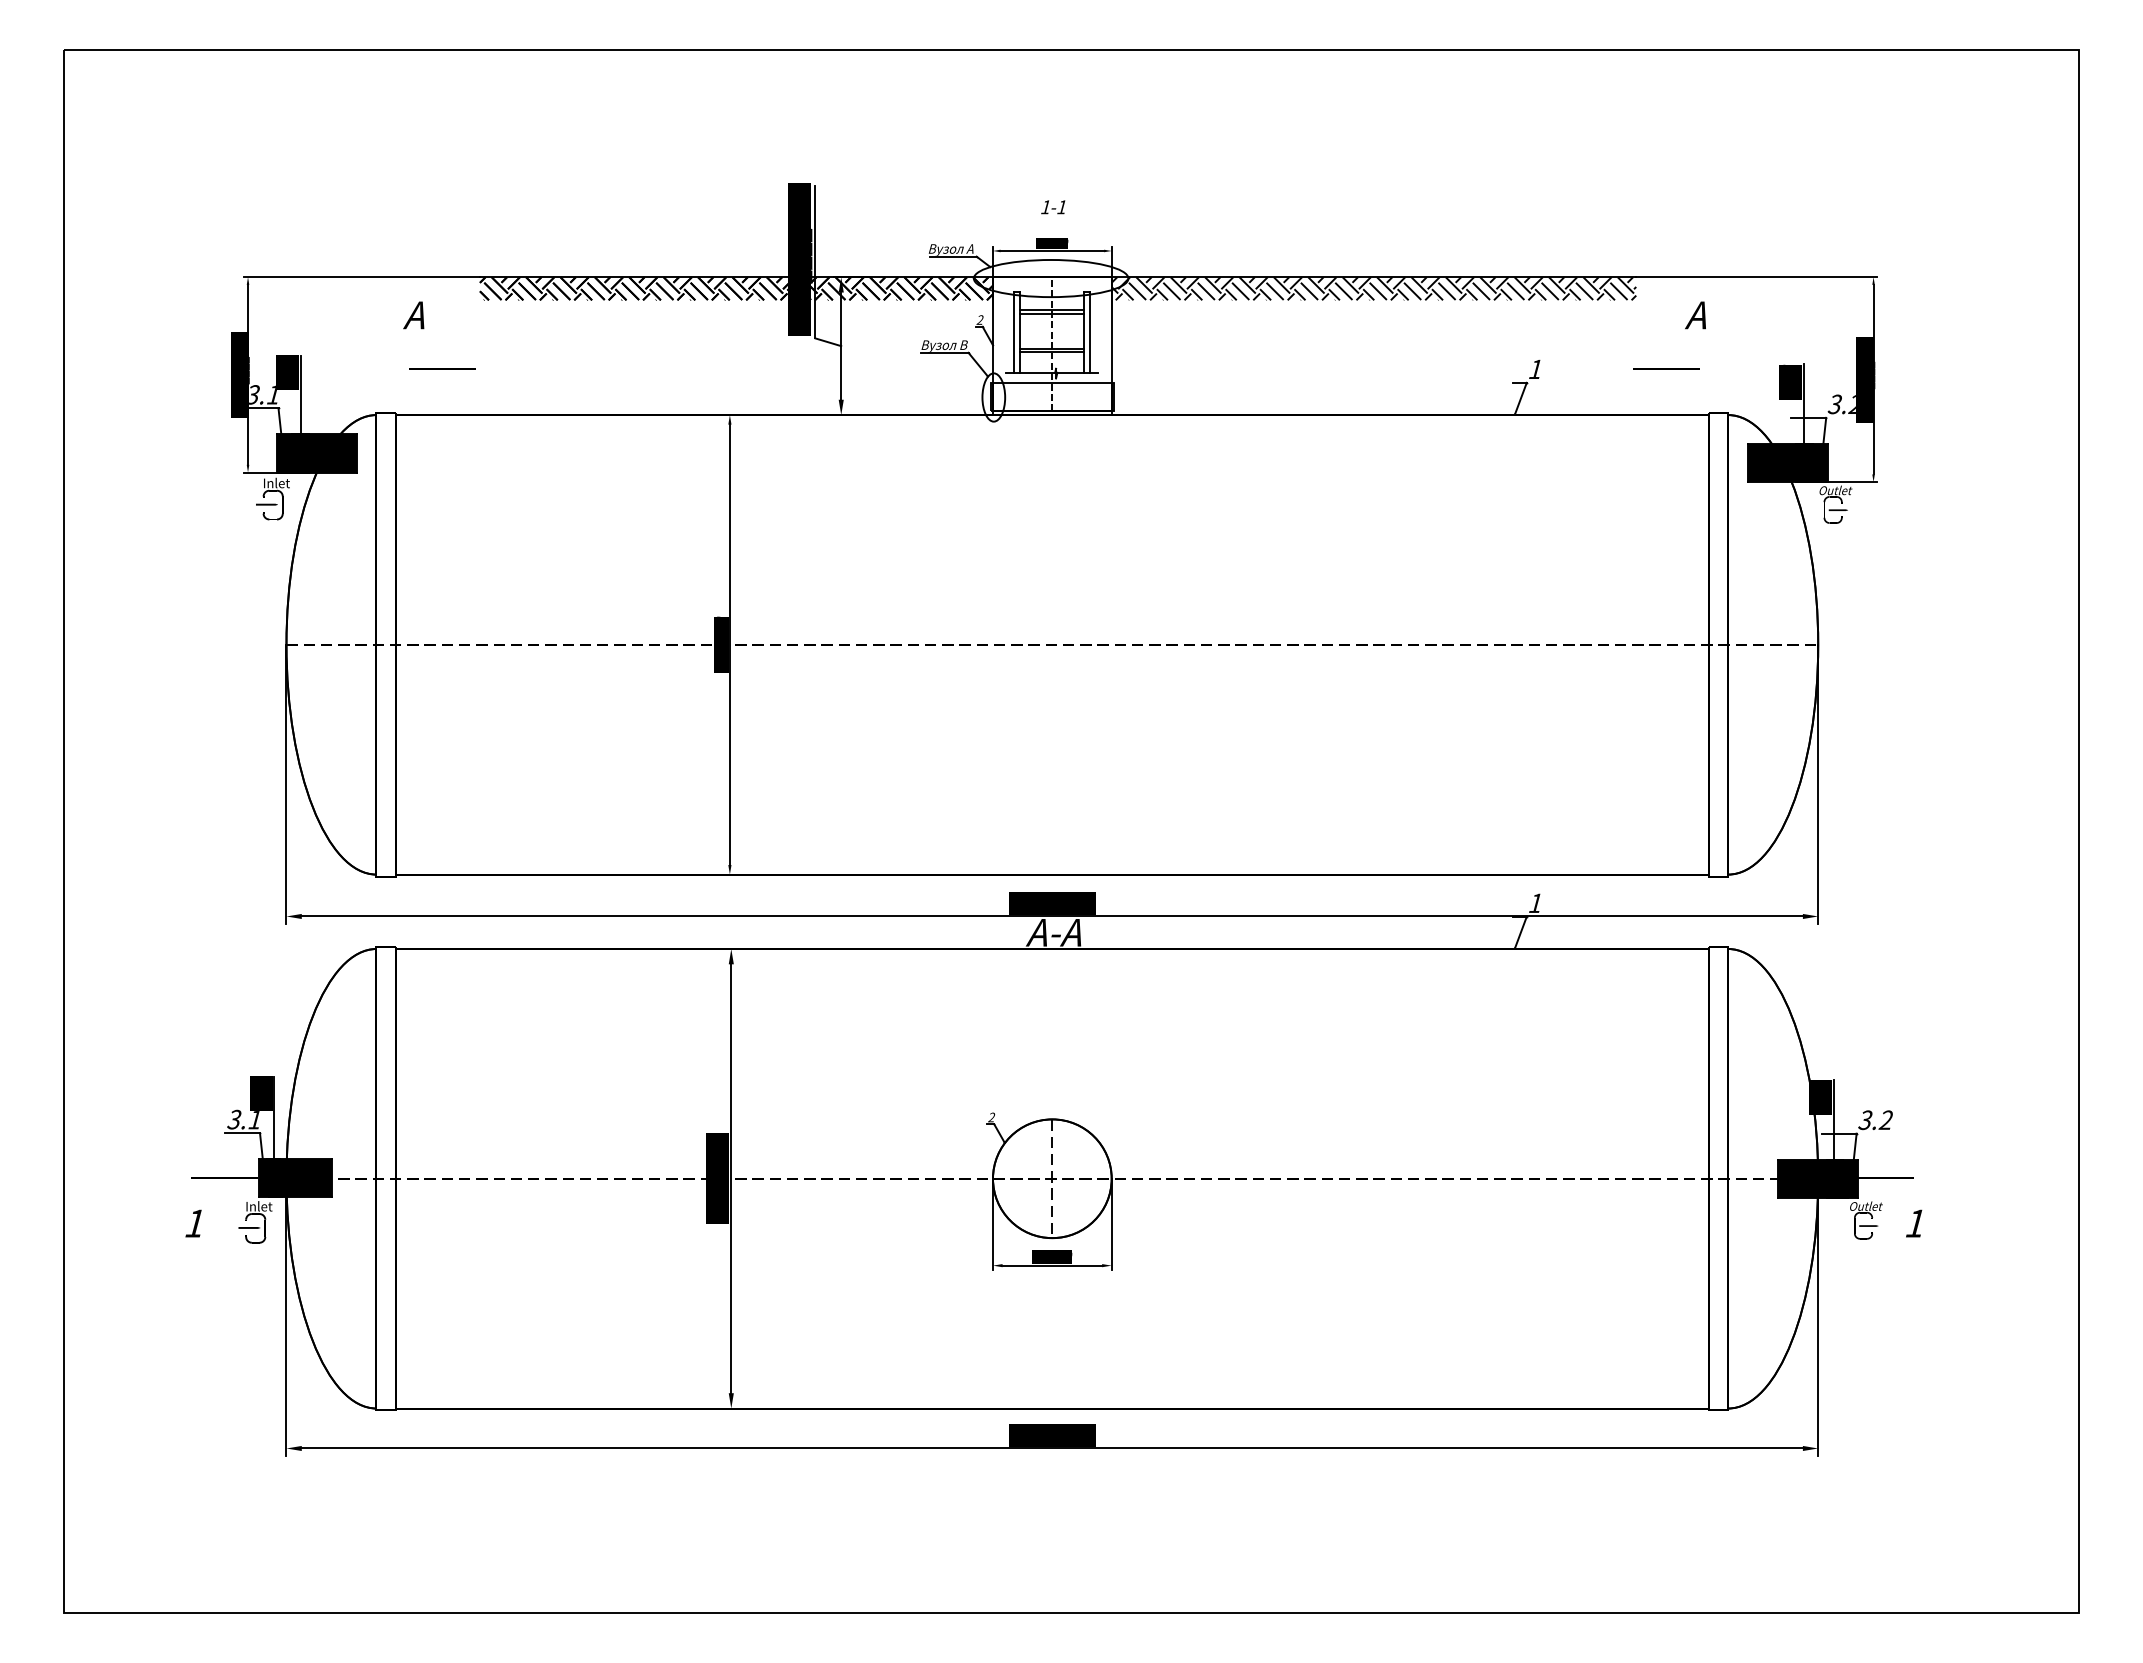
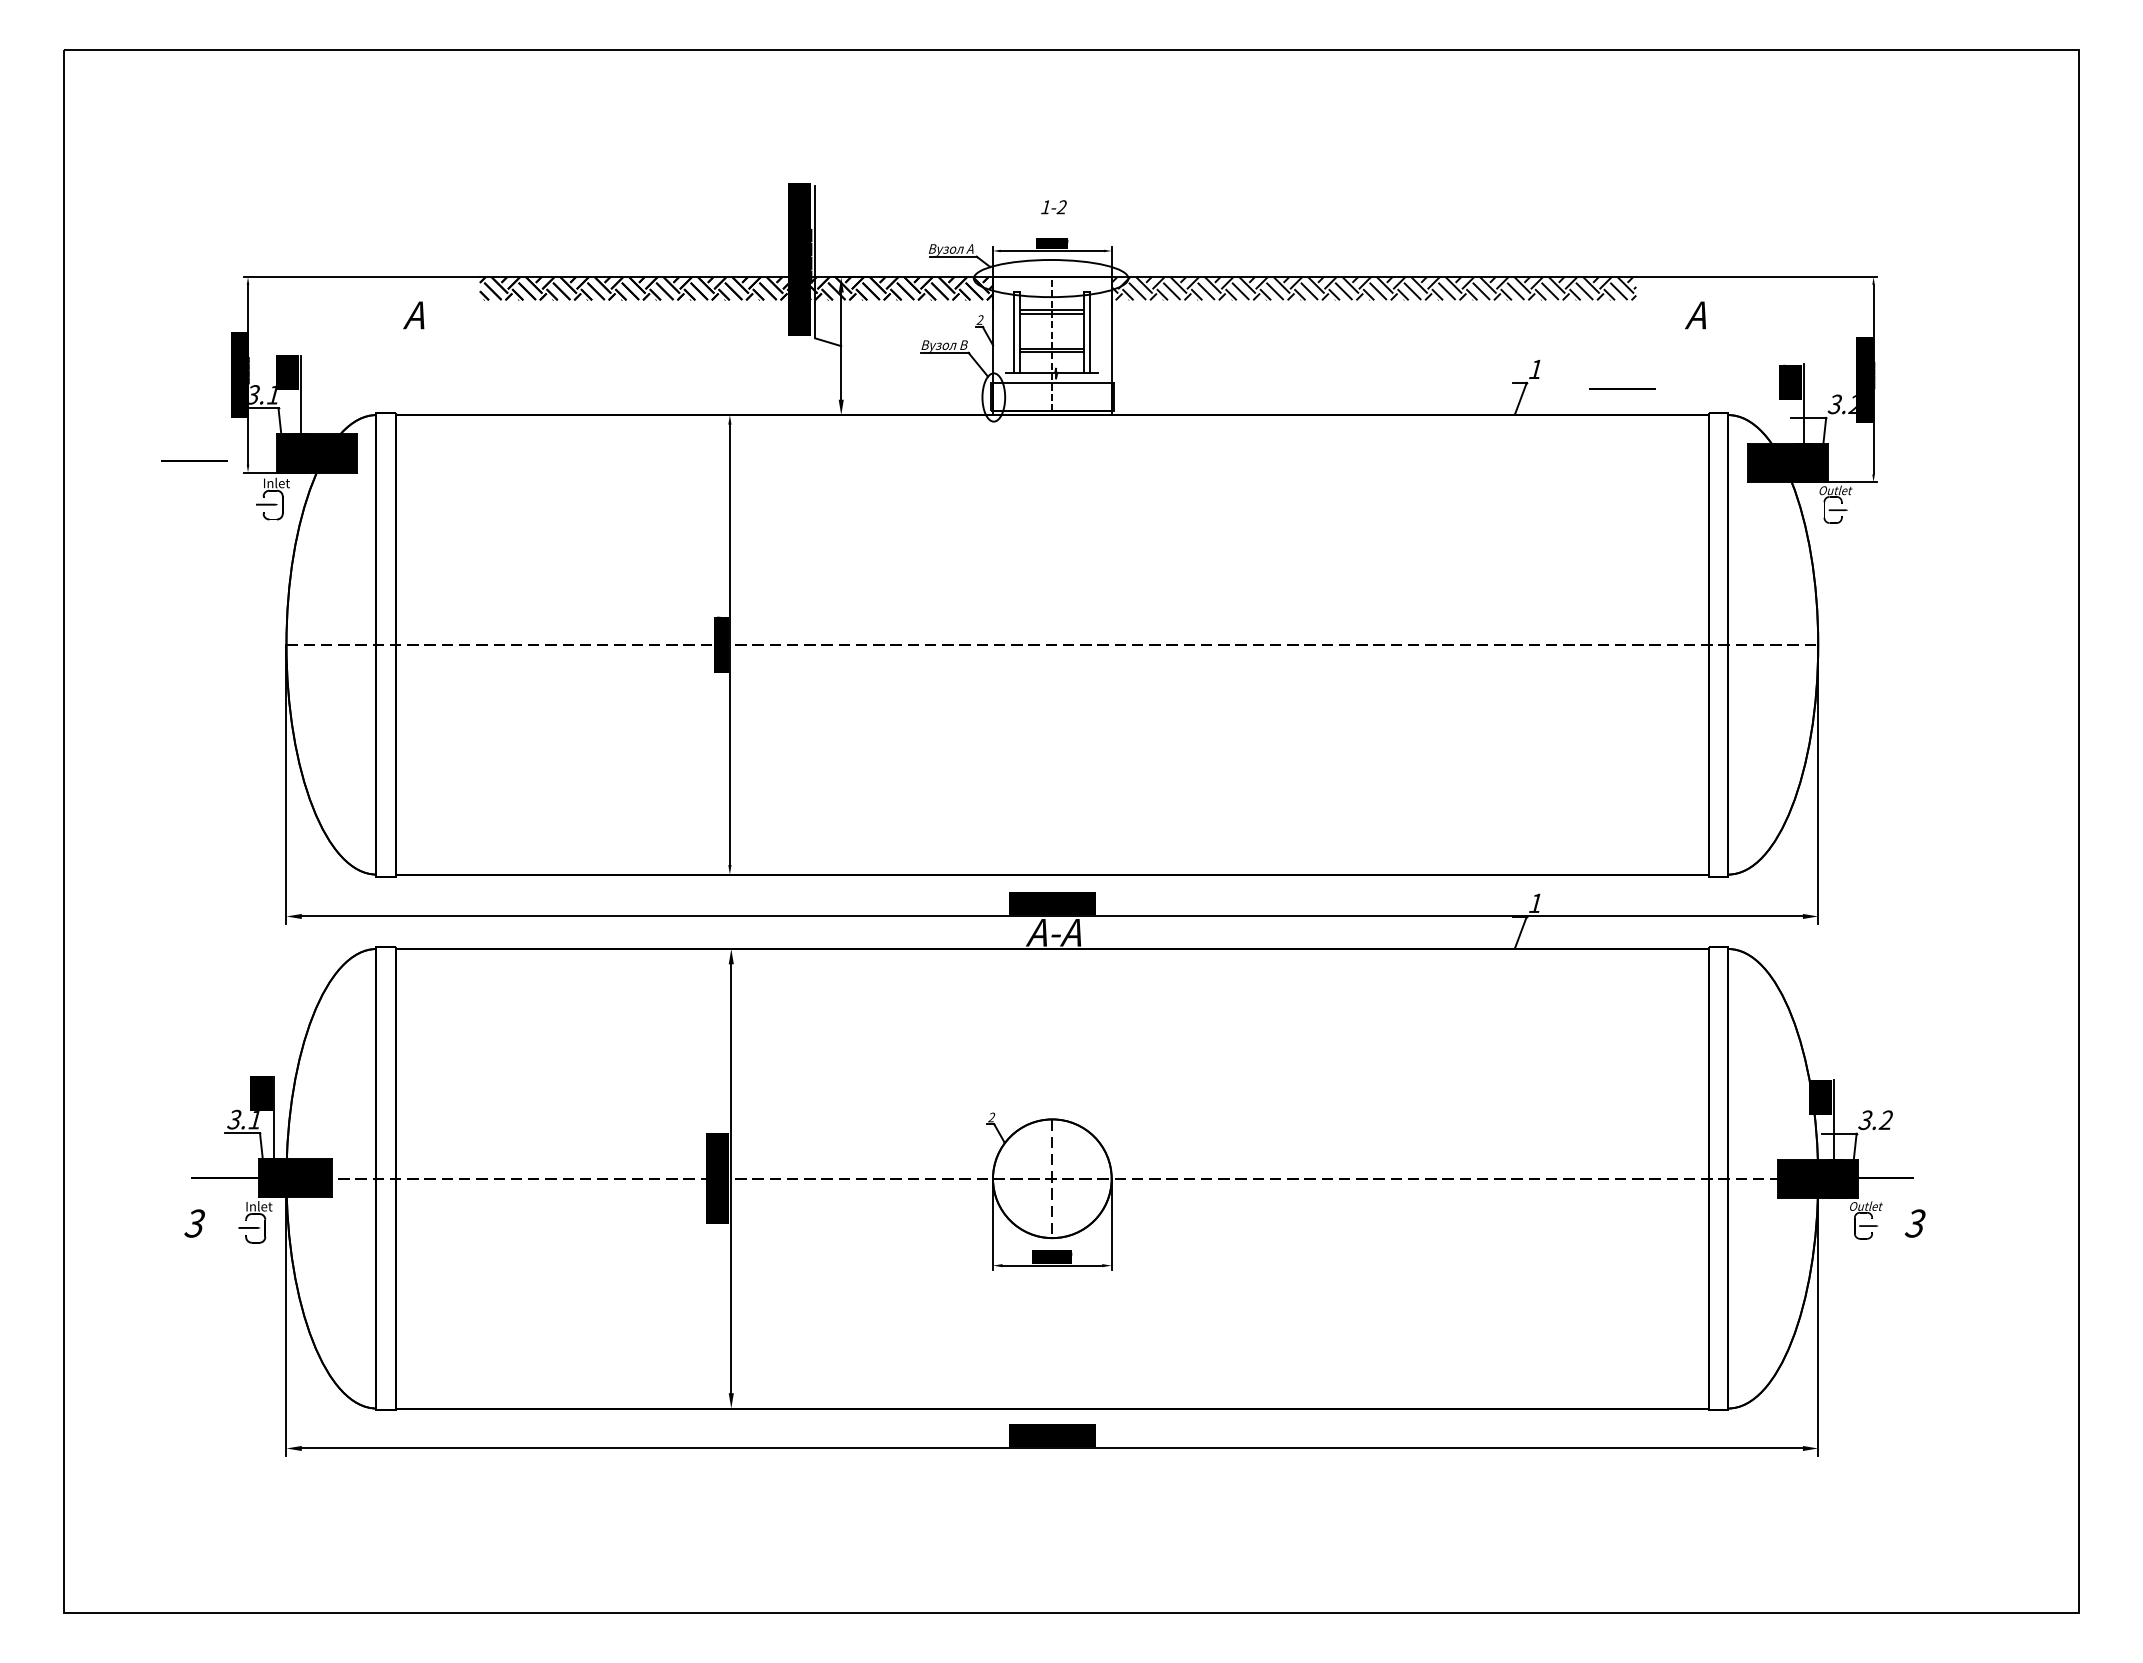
text: 1-1 -> 1-2 (1061, 207)
line position: (442, 368) -> (194, 460) (194, 460)
line position: (1666, 368) -> (1622, 388) (1622, 388)
text: 1 -> 3 (194, 1223)
text: 1 -> 3 (1914, 1223)
